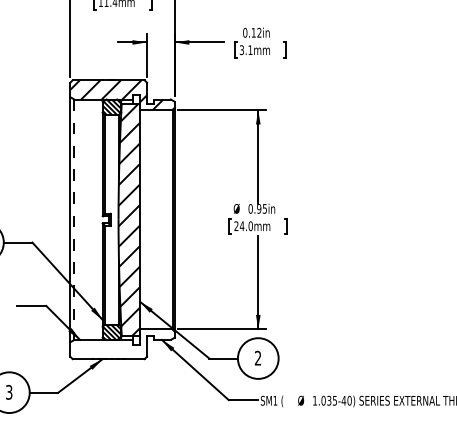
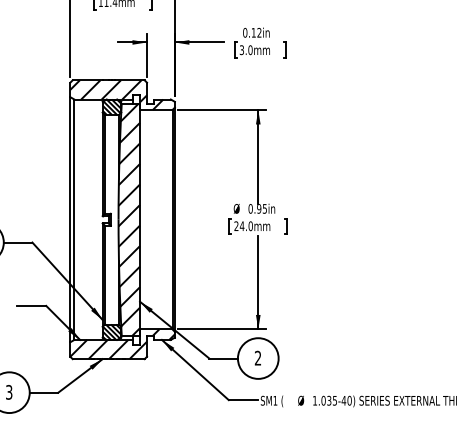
text: 3.1mm -> 3.0mm (250, 50)
line: dashed -> solid (74, 220)
hatch: none -> present (122, 344)
